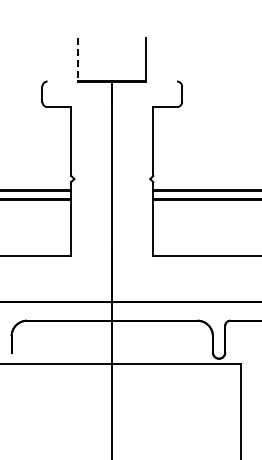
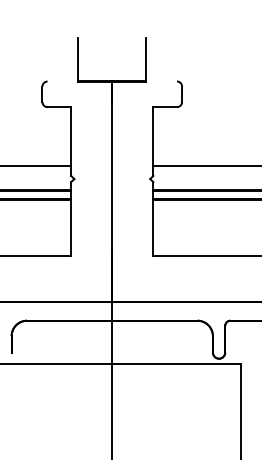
line: dashed -> solid (78, 59)
line: none -> present (36, 165)
line: none -> present (205, 165)
